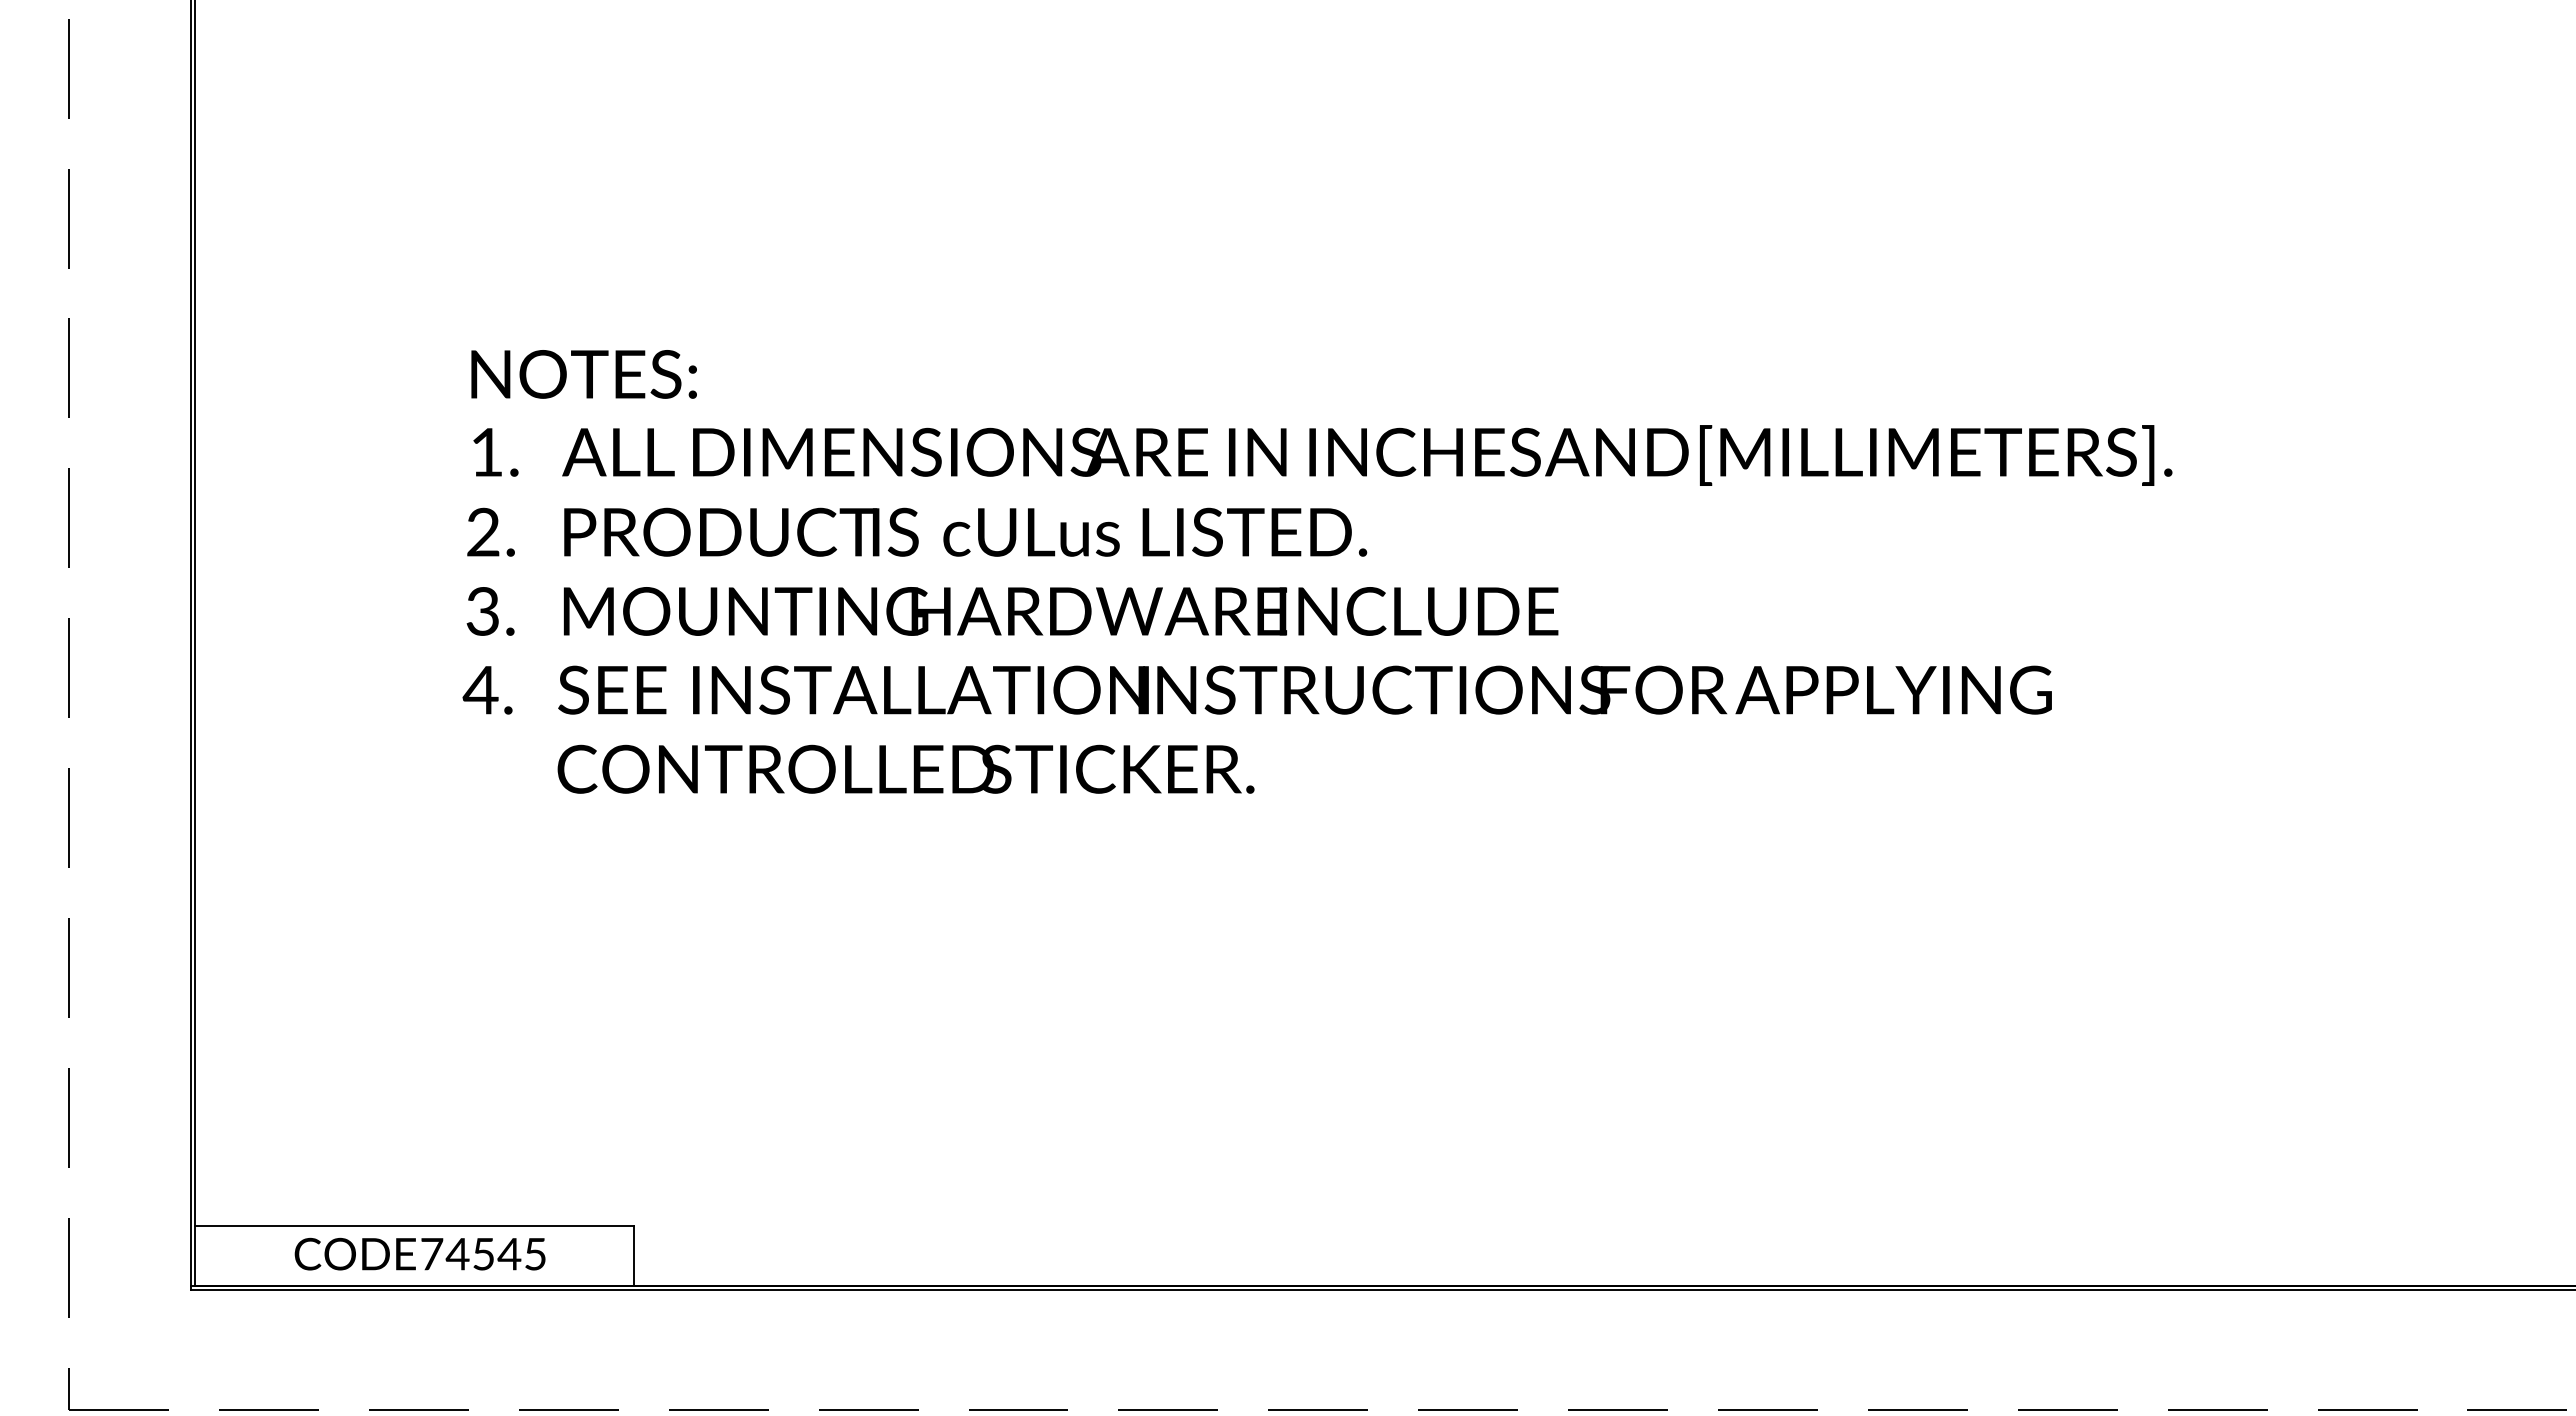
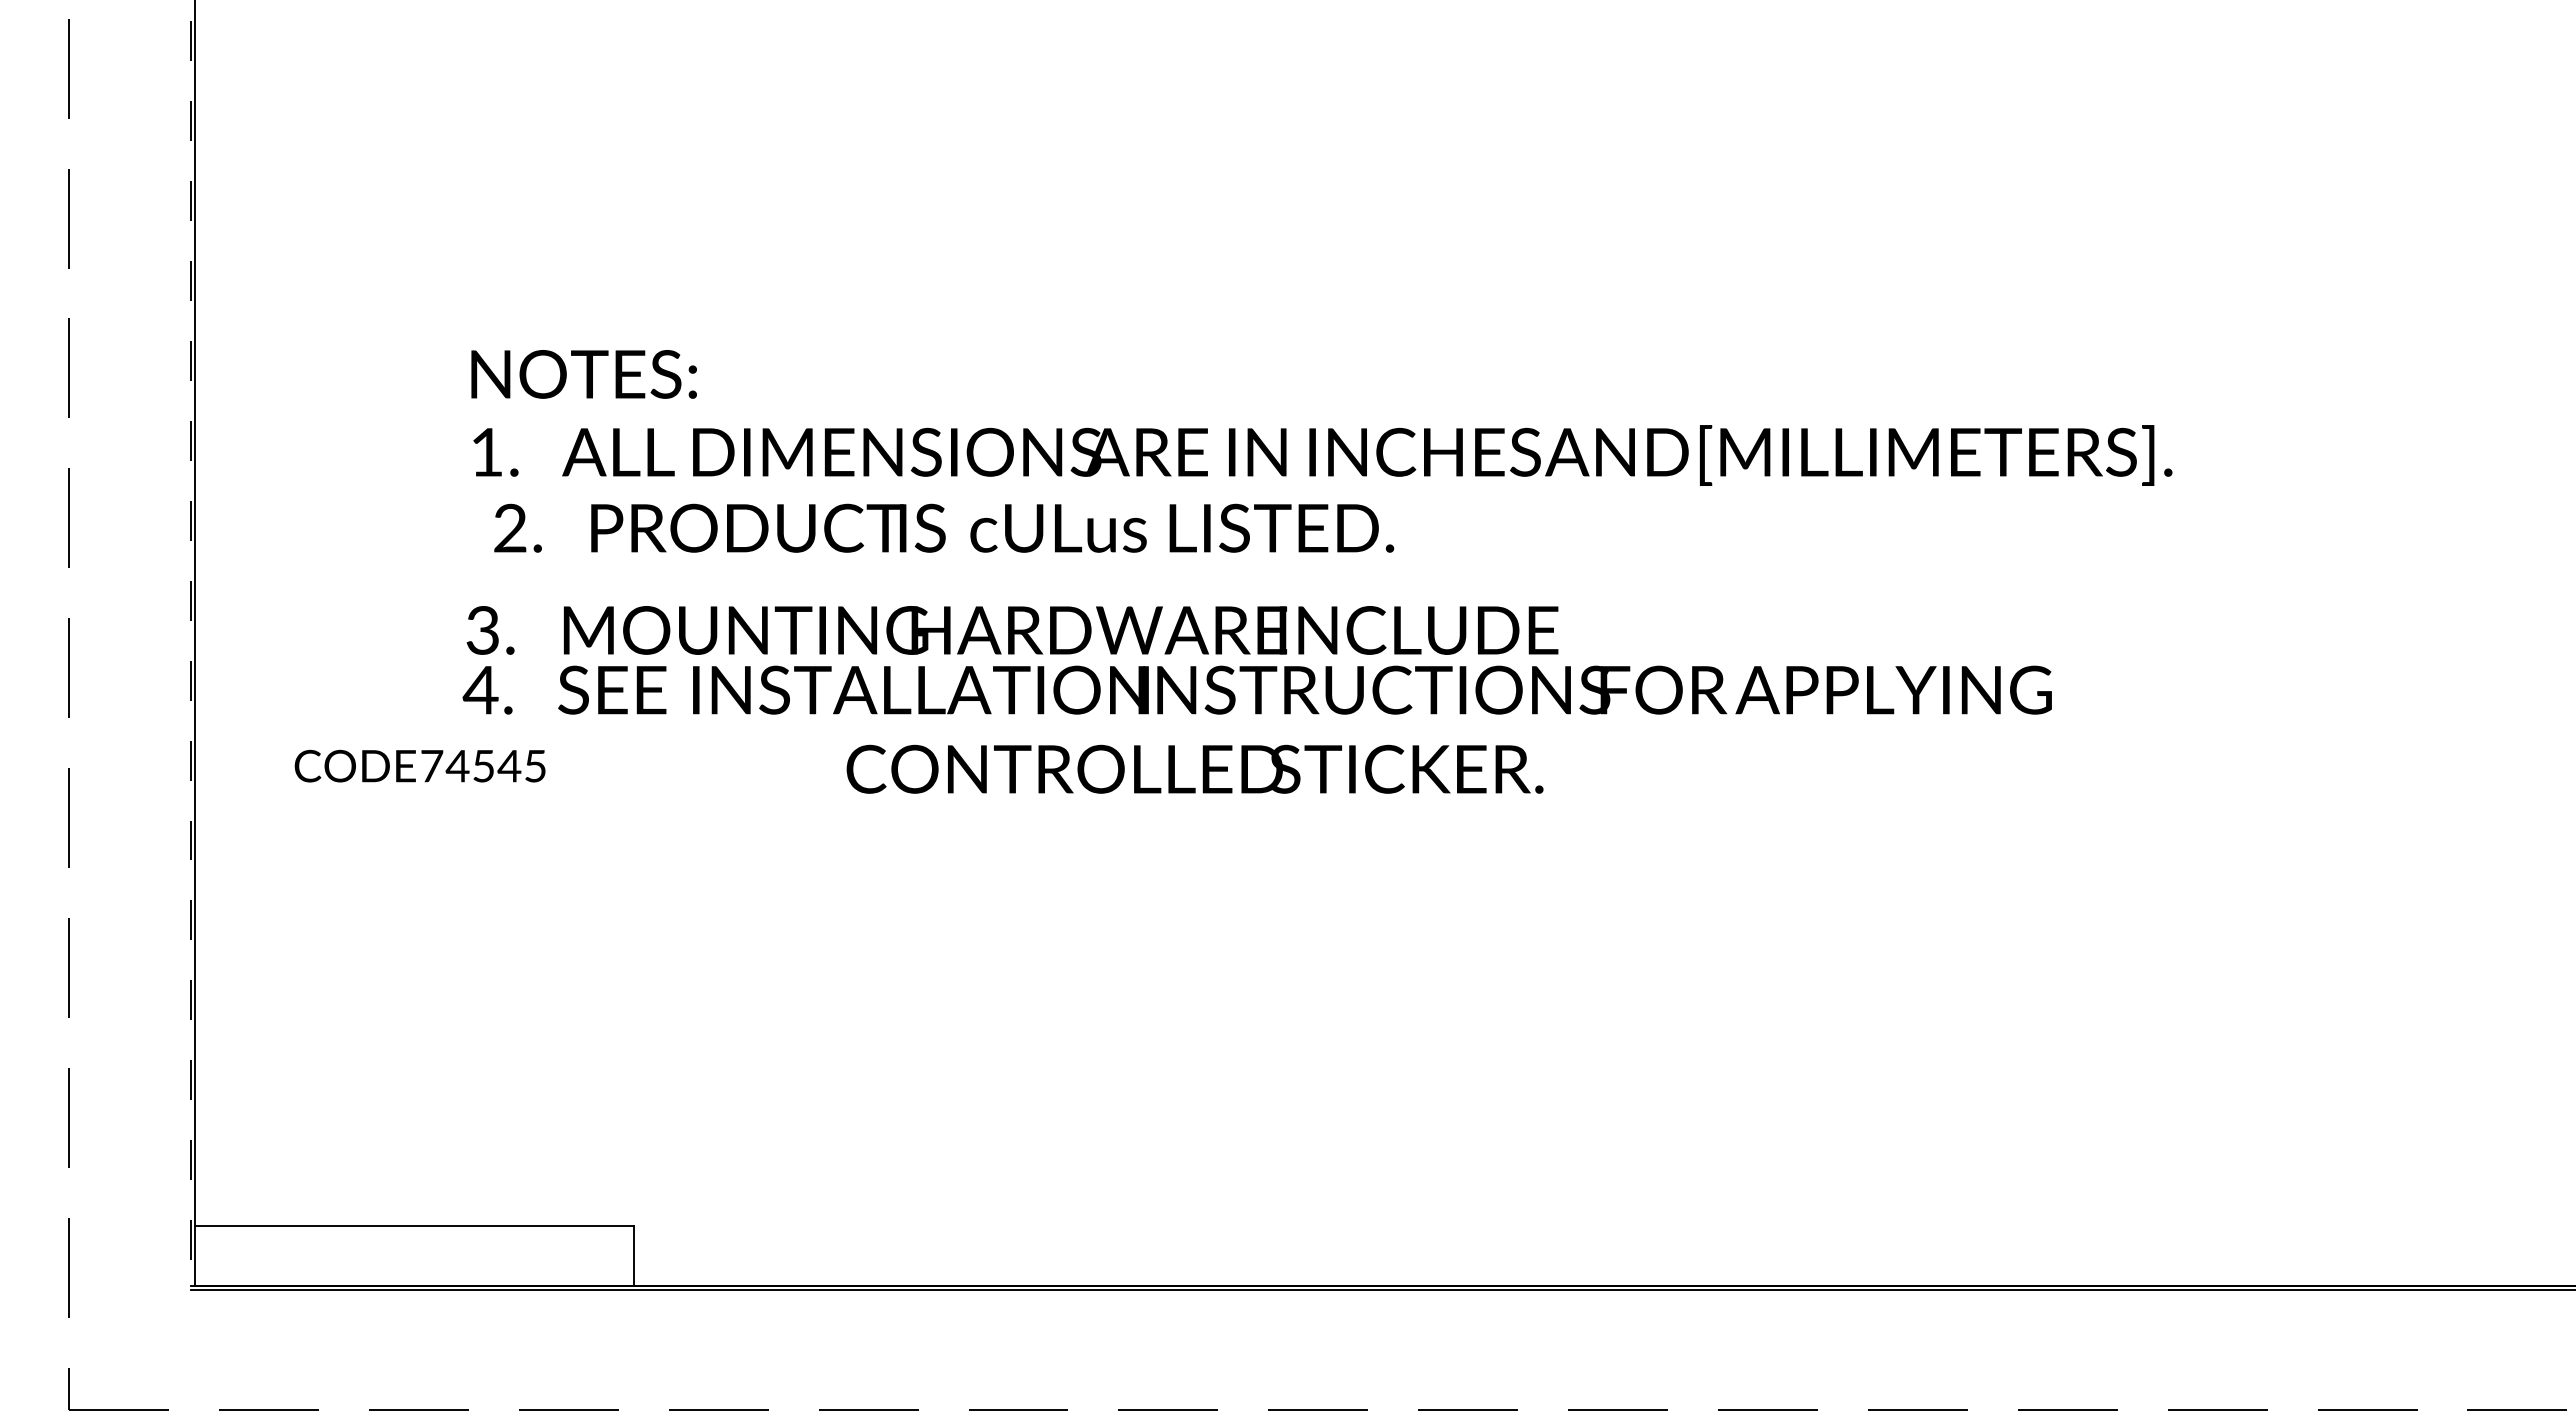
text position: (917, 531) -> (944, 527) (944, 527)
text position: (1012, 611) -> (1012, 630) (1012, 630)
line: solid -> dashed (190, 645)
text position: (905, 768) -> (1194, 768) (1194, 768)
text position: (419, 1253) -> (419, 765) (419, 765)
